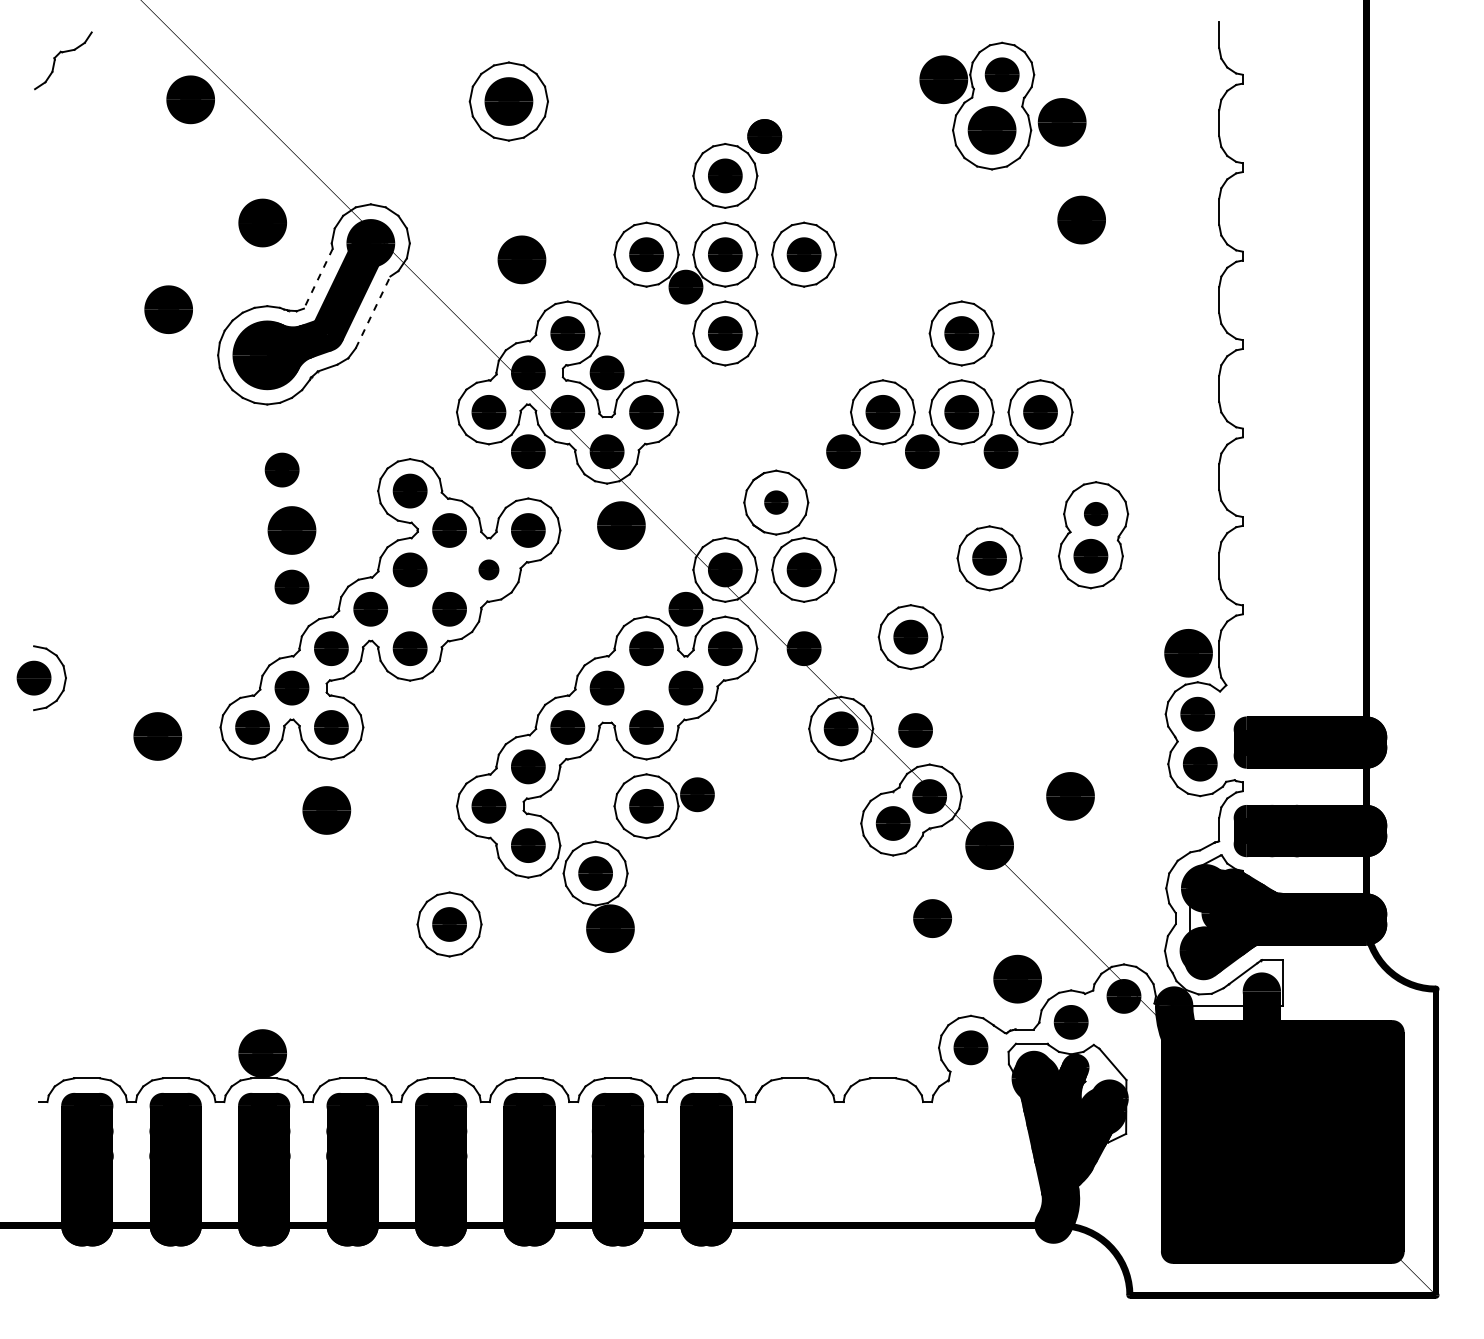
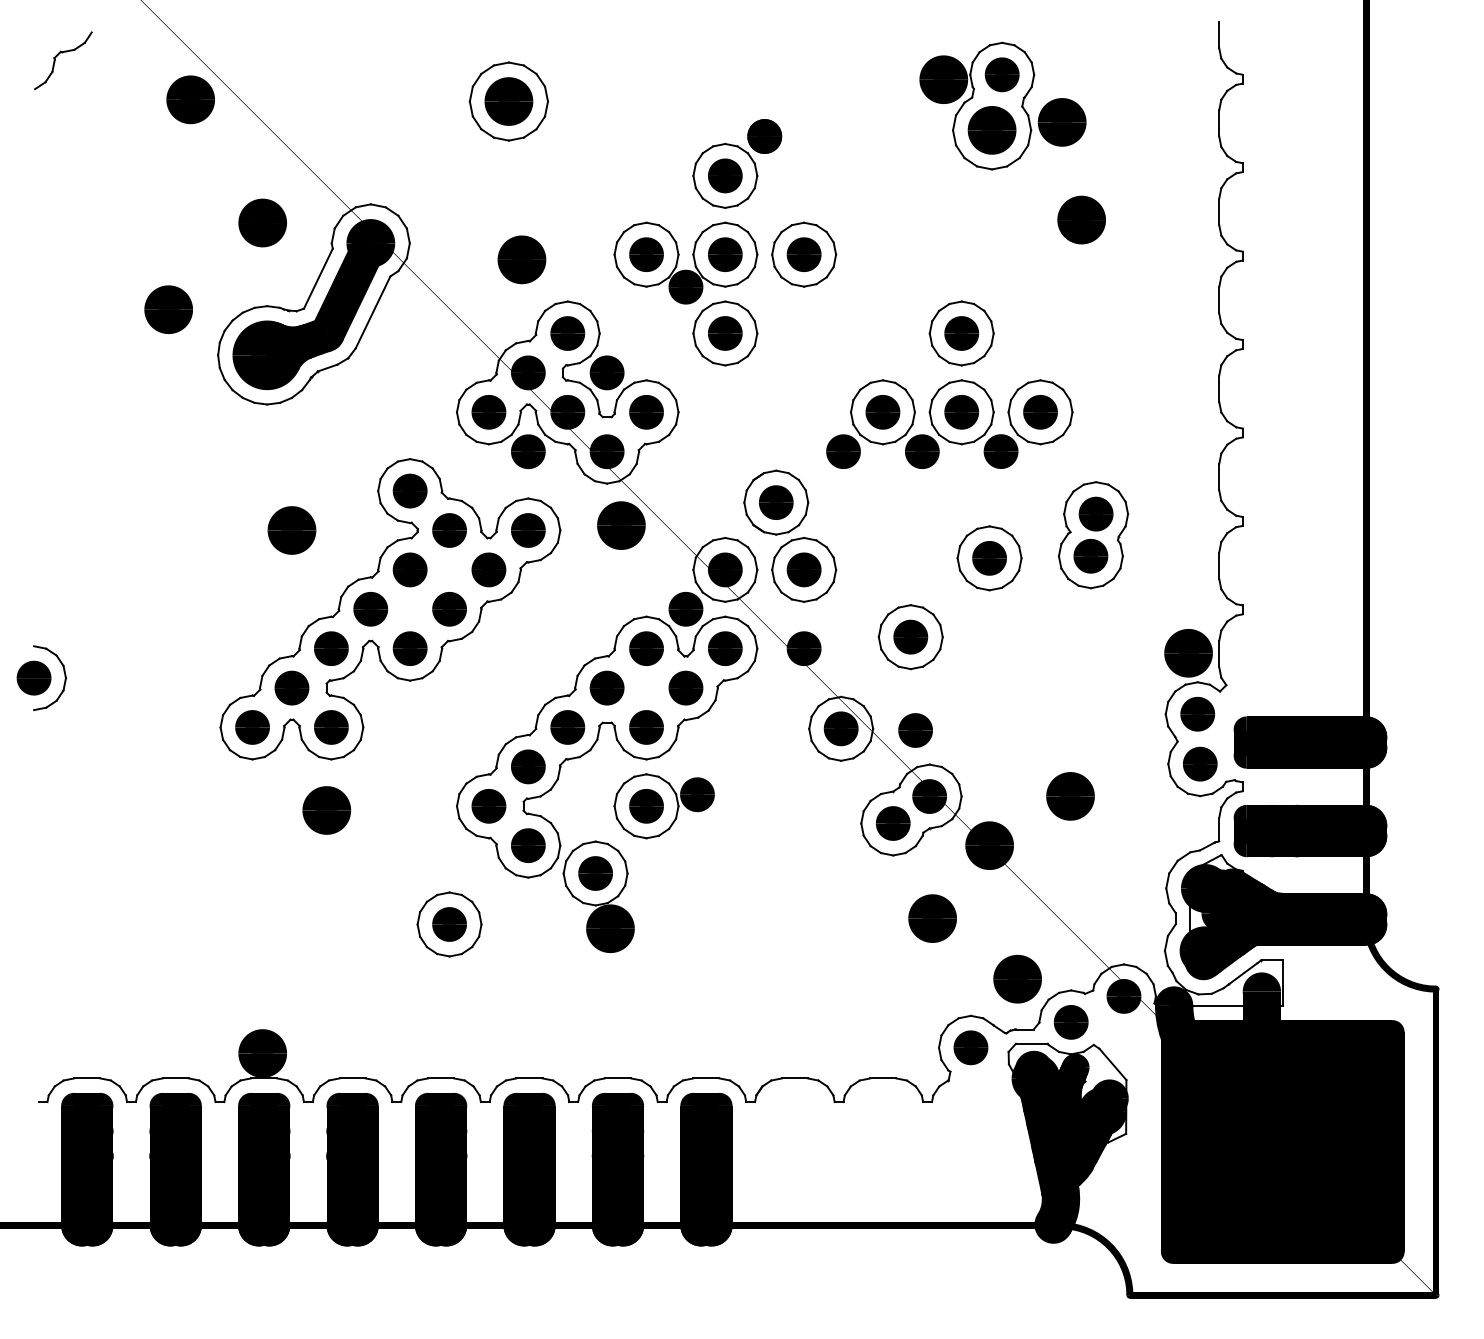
line: dashed -> solid (318, 279)
line: dashed -> solid (373, 312)
part: present -> none (281, 469)
part size: 25x25 px -> 35x35 px (776, 502)
part size: 25x25 px -> 36x36 px (1095, 513)
part size: 22x22 px -> 36x36 px (488, 569)
part: present -> none (291, 586)
part: present -> none (157, 736)
part size: 39x39 px -> 49x49 px (932, 918)
